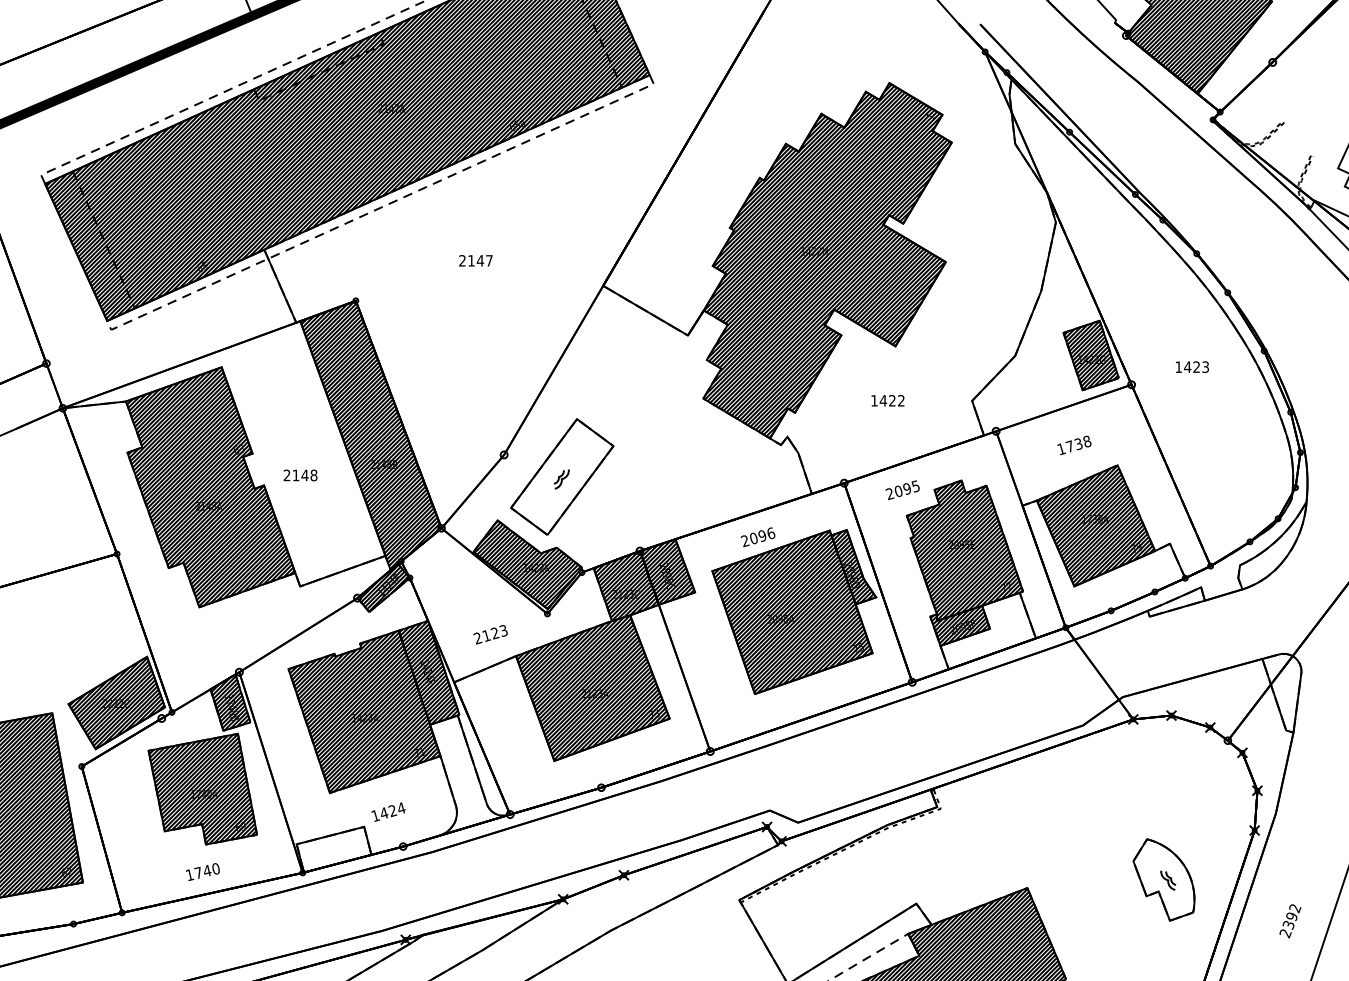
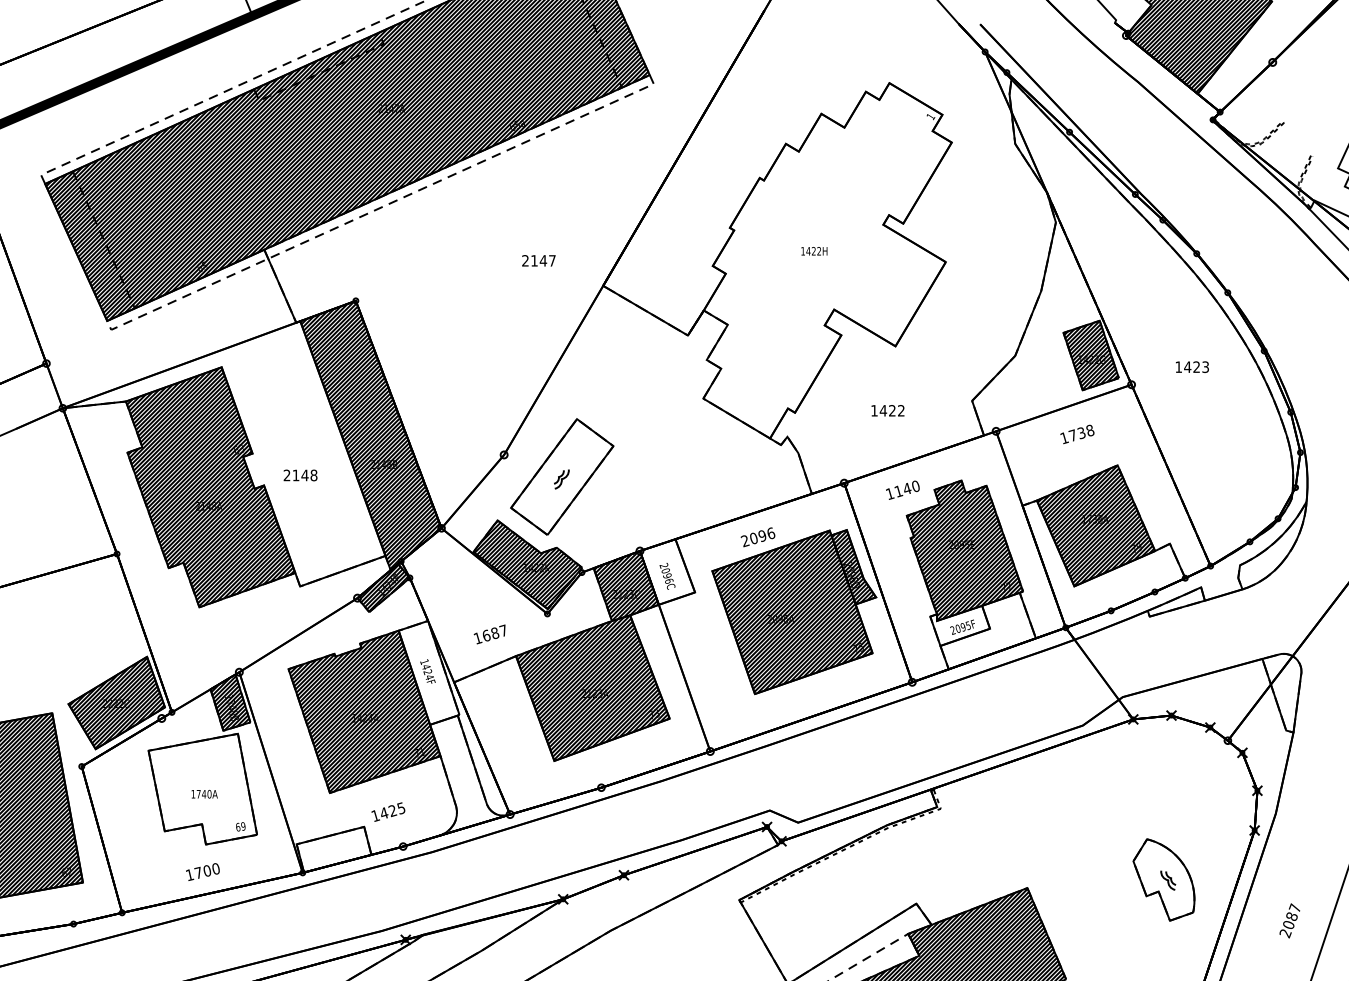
text position: (475, 260) -> (538, 260) (538, 260)
hatch: present -> none (827, 260)
text position: (887, 400) -> (887, 410) (887, 410)
text position: (1074, 445) -> (1077, 434) (1077, 434)
text: 2095 -> 1140 (902, 490)
hatch: present -> none (667, 571)
hatch: present -> none (959, 625)
text: 2123 -> 1687 (490, 634)
hatch: present -> none (429, 672)
hatch: present -> none (202, 788)
text: 1424 -> 1425 (401, 808)
text: 1740 -> 1700 (207, 870)
text: 2392 -> 2087 (1291, 916)
